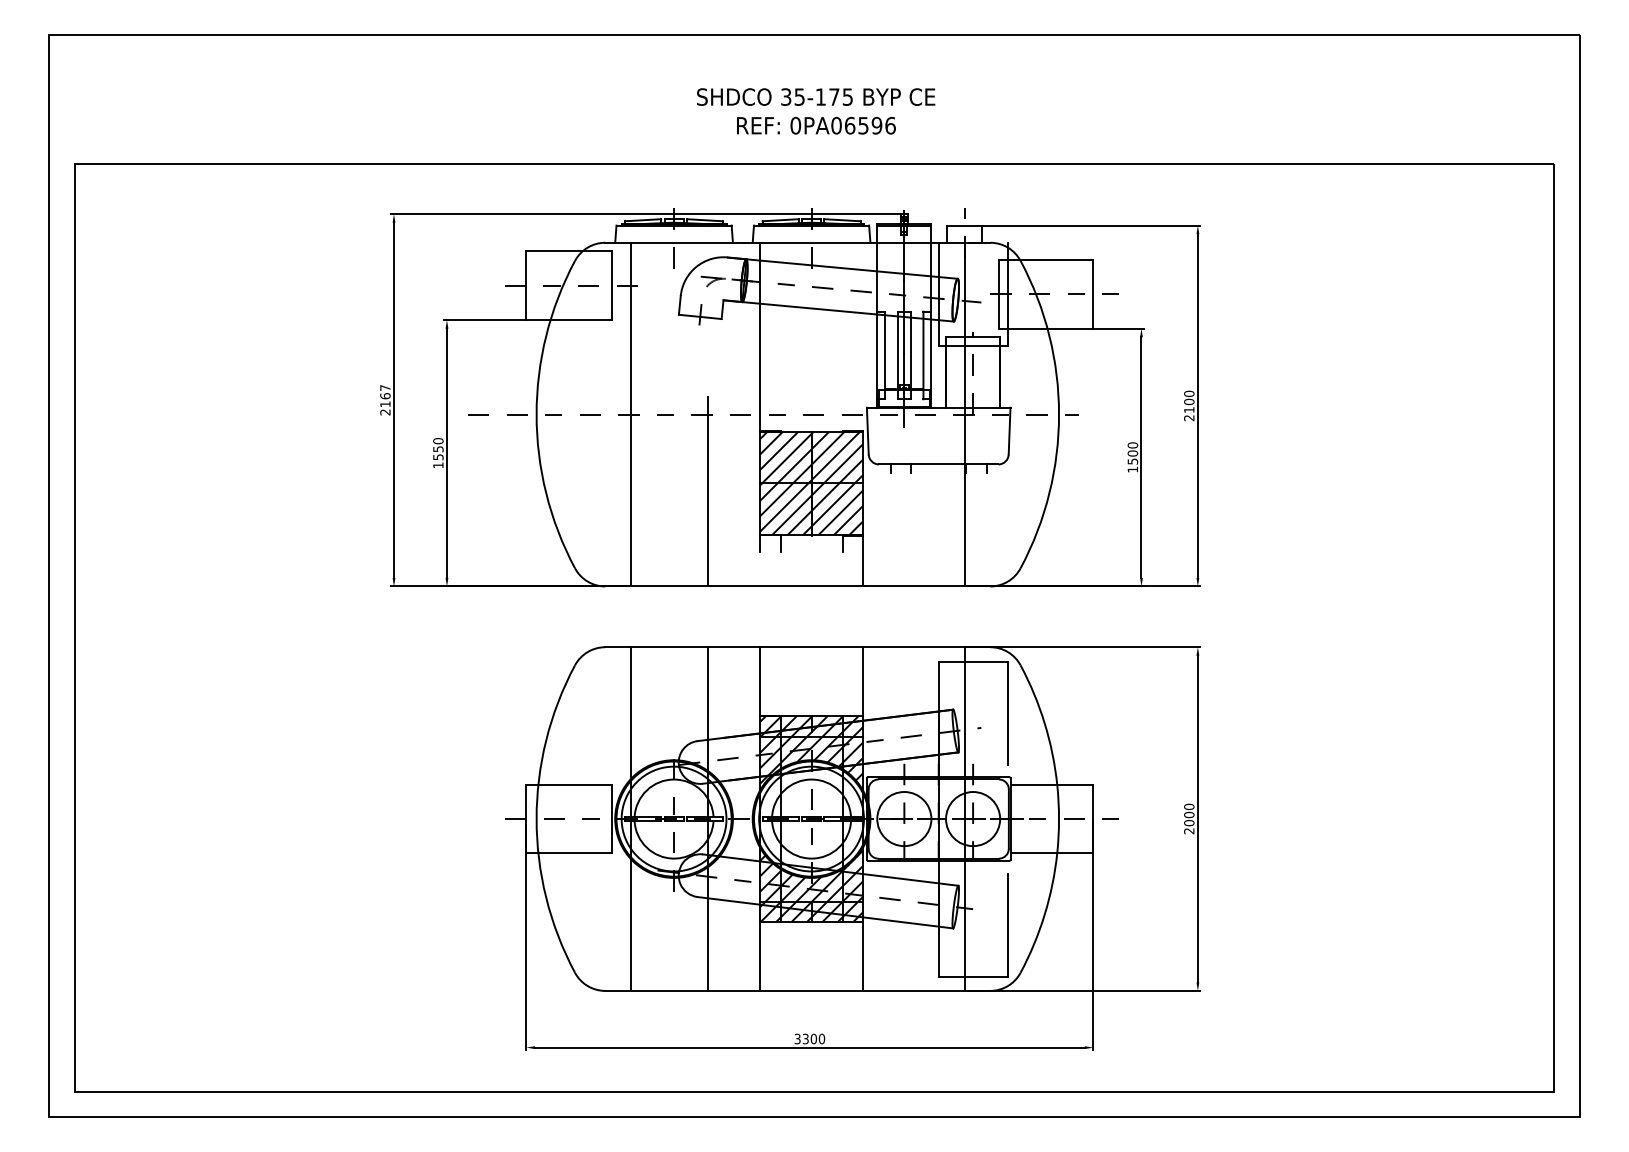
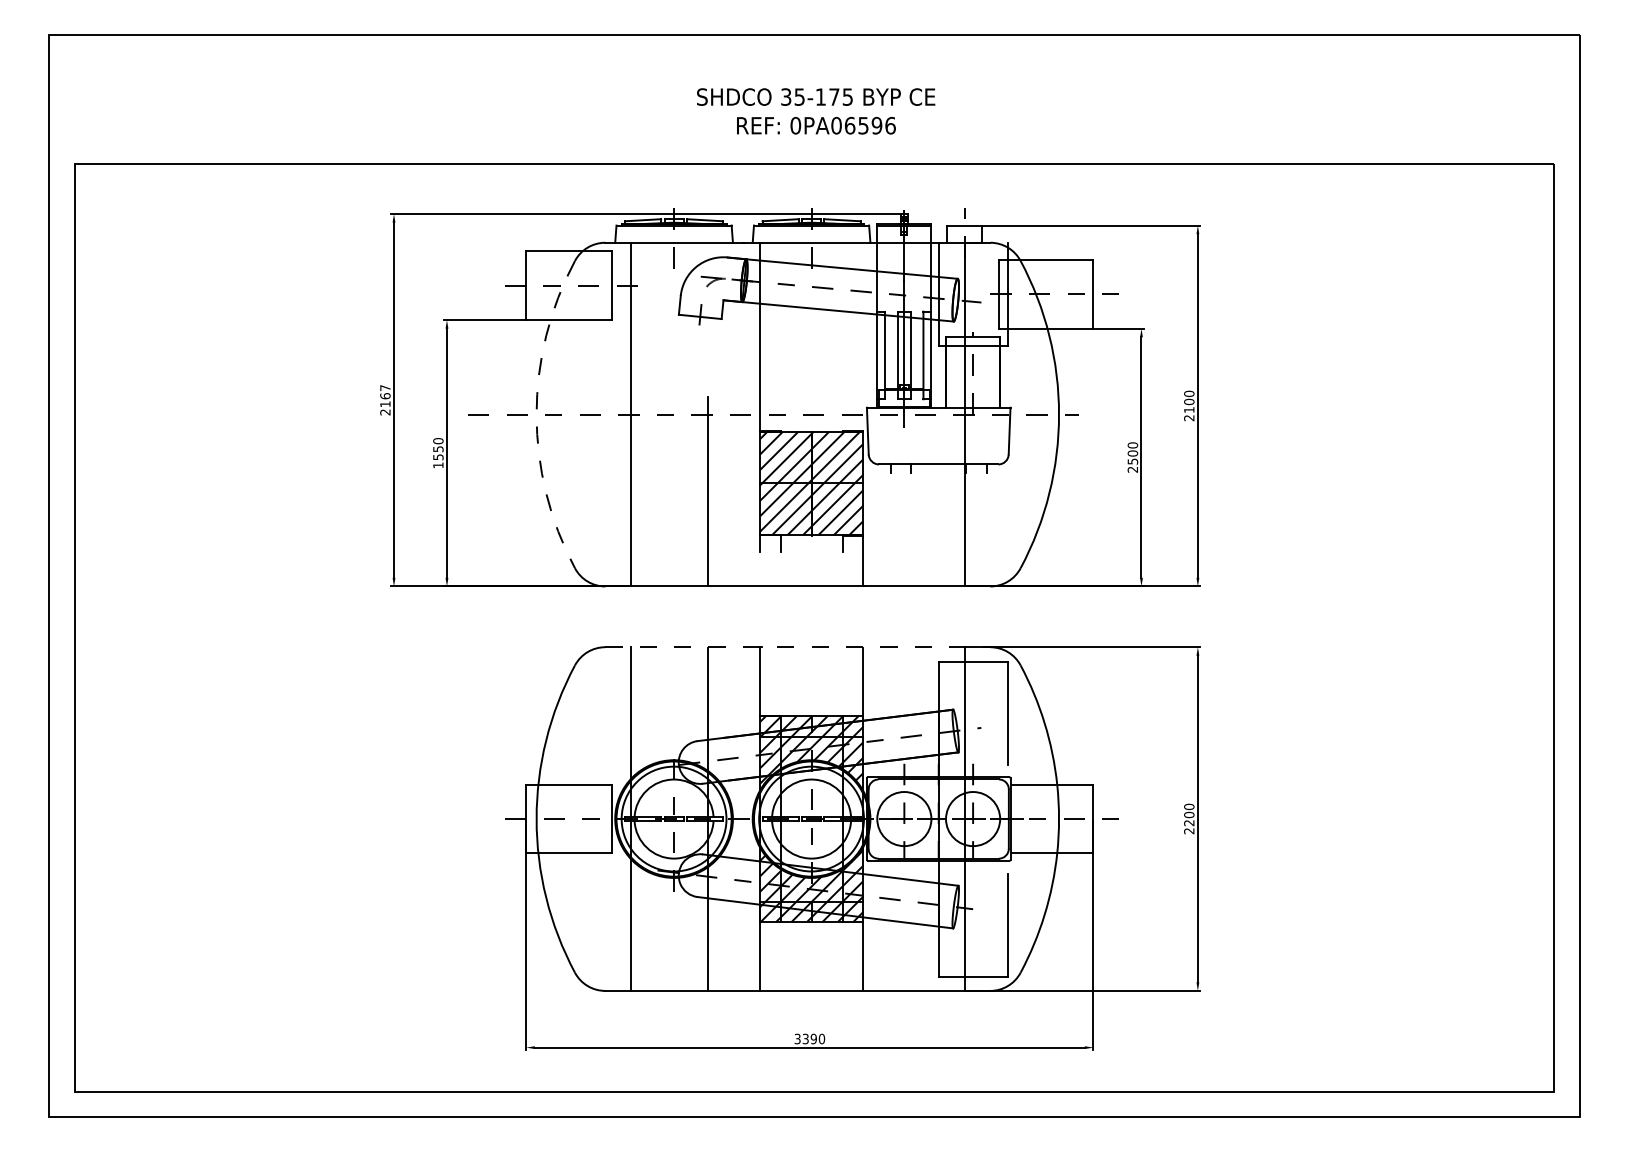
arc: solid -> dashed (536, 414)
text: 1500 -> 2500 (1132, 469)
line: solid -> dashed (798, 647)
text: 2000 -> 2200 (1189, 823)
text: 3300 -> 3390 (813, 1039)
